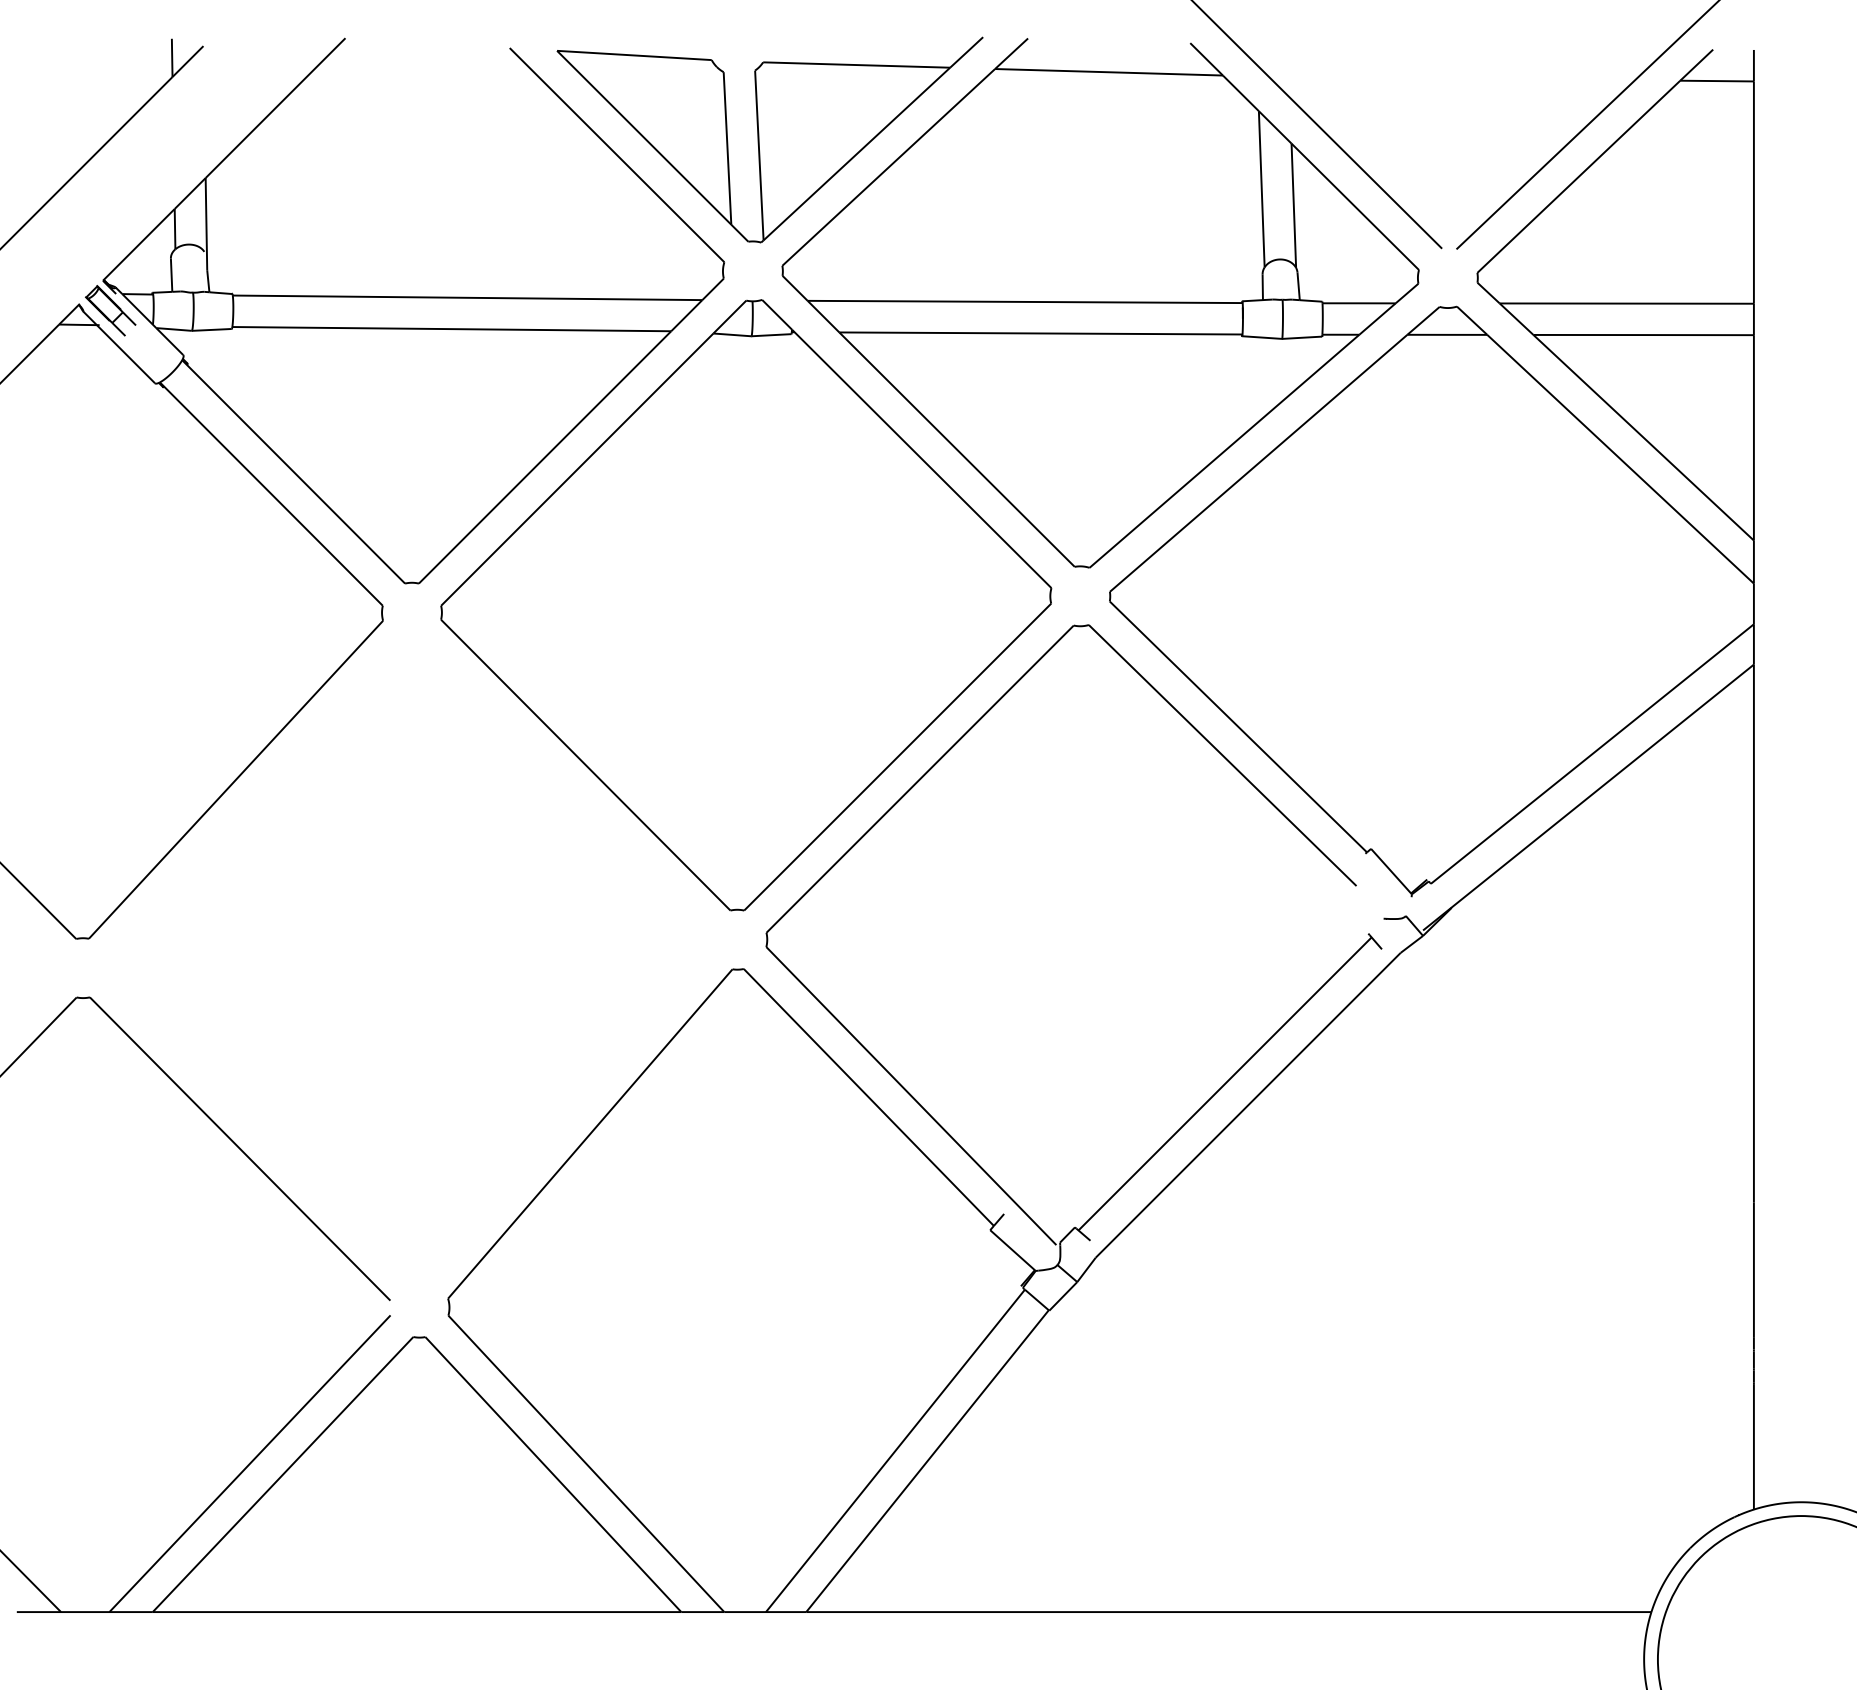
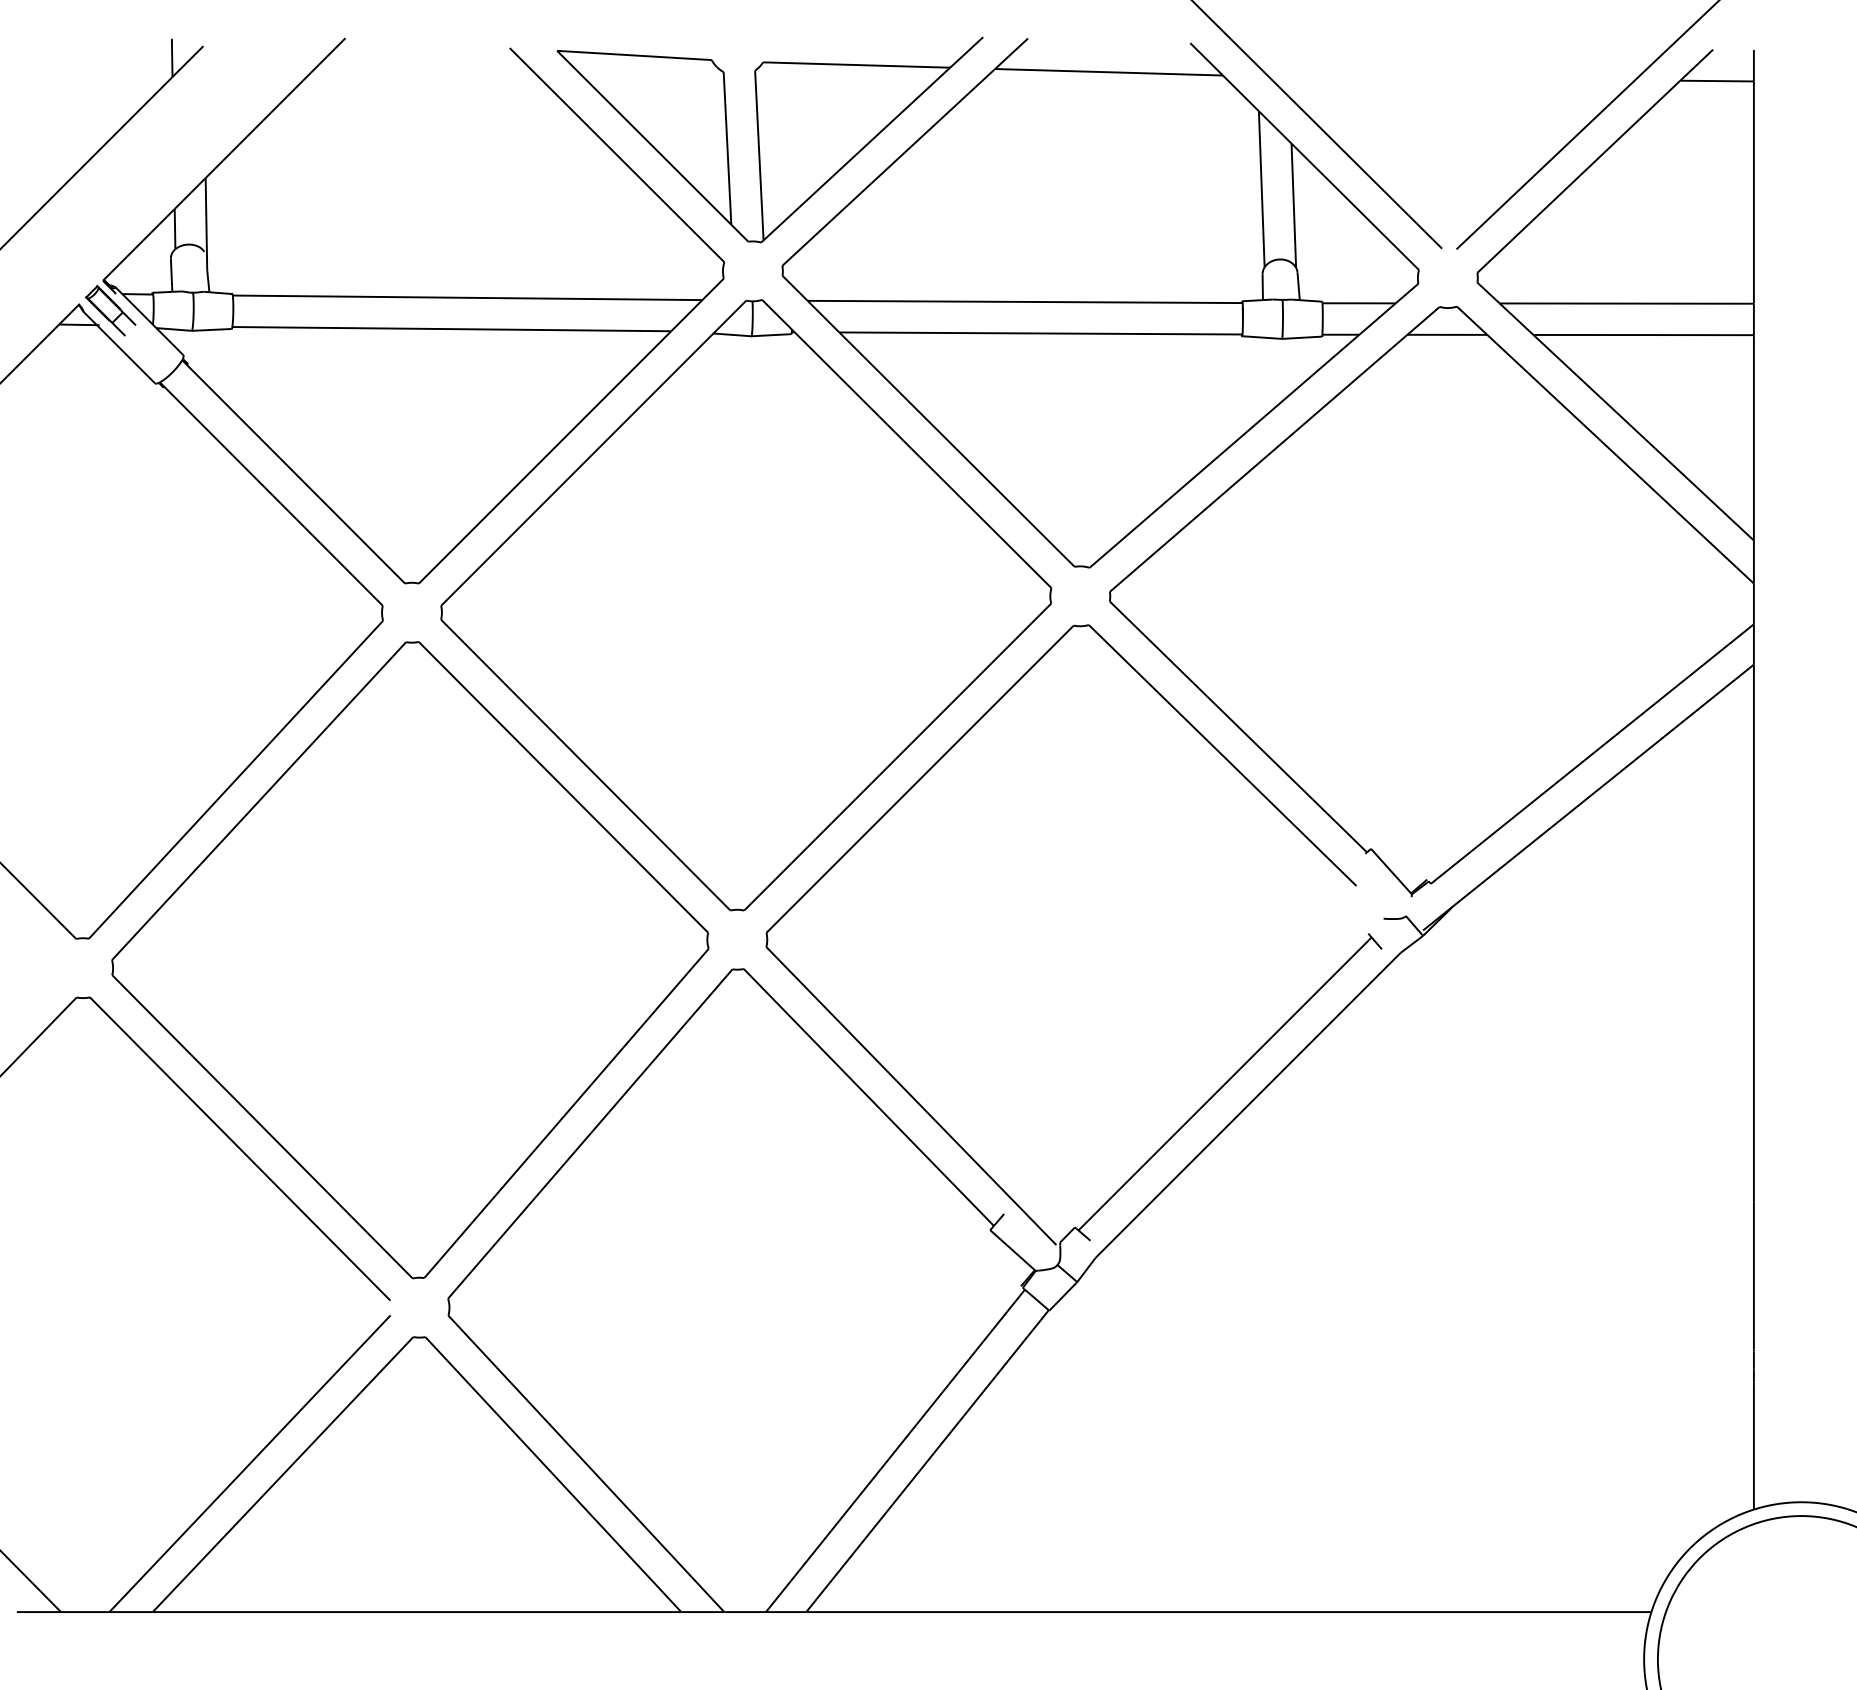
part: none -> present (410, 960)
